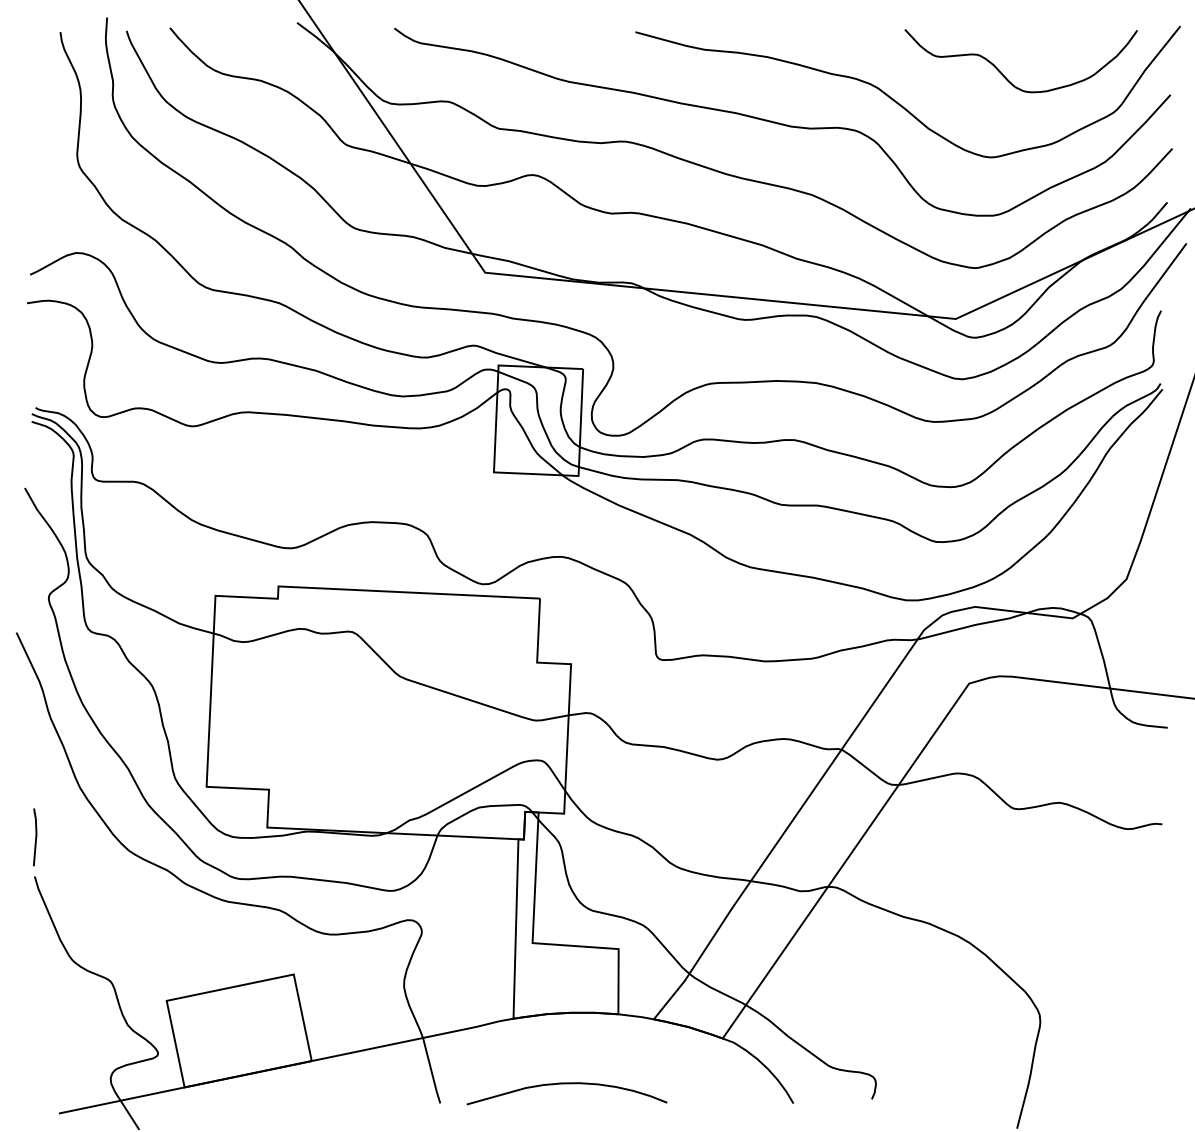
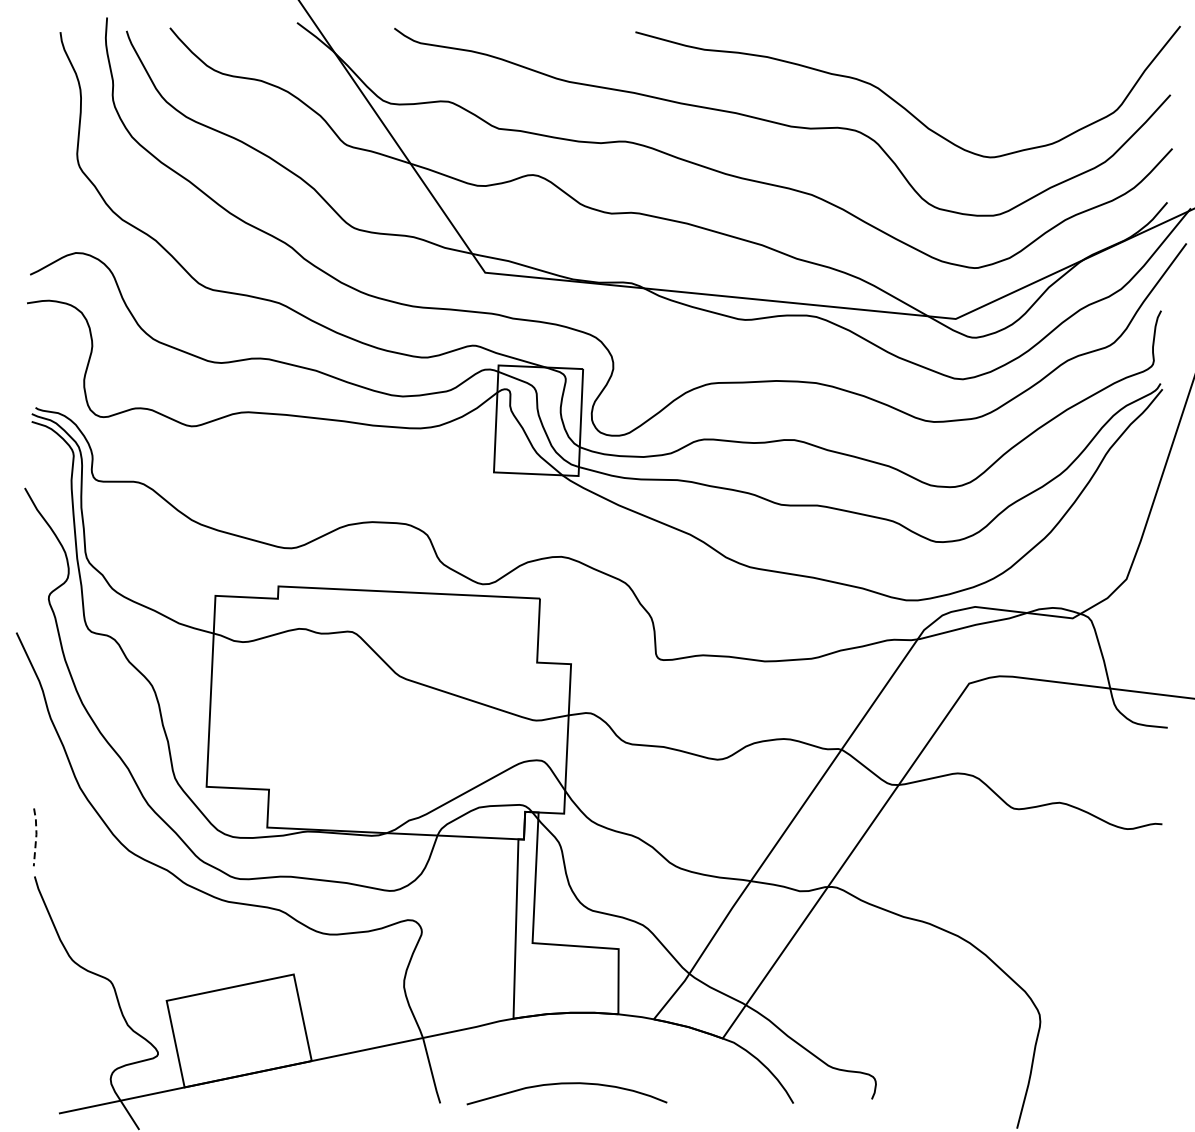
curve: present -> none (1005, 76)
line: solid -> dashed (36, 836)
